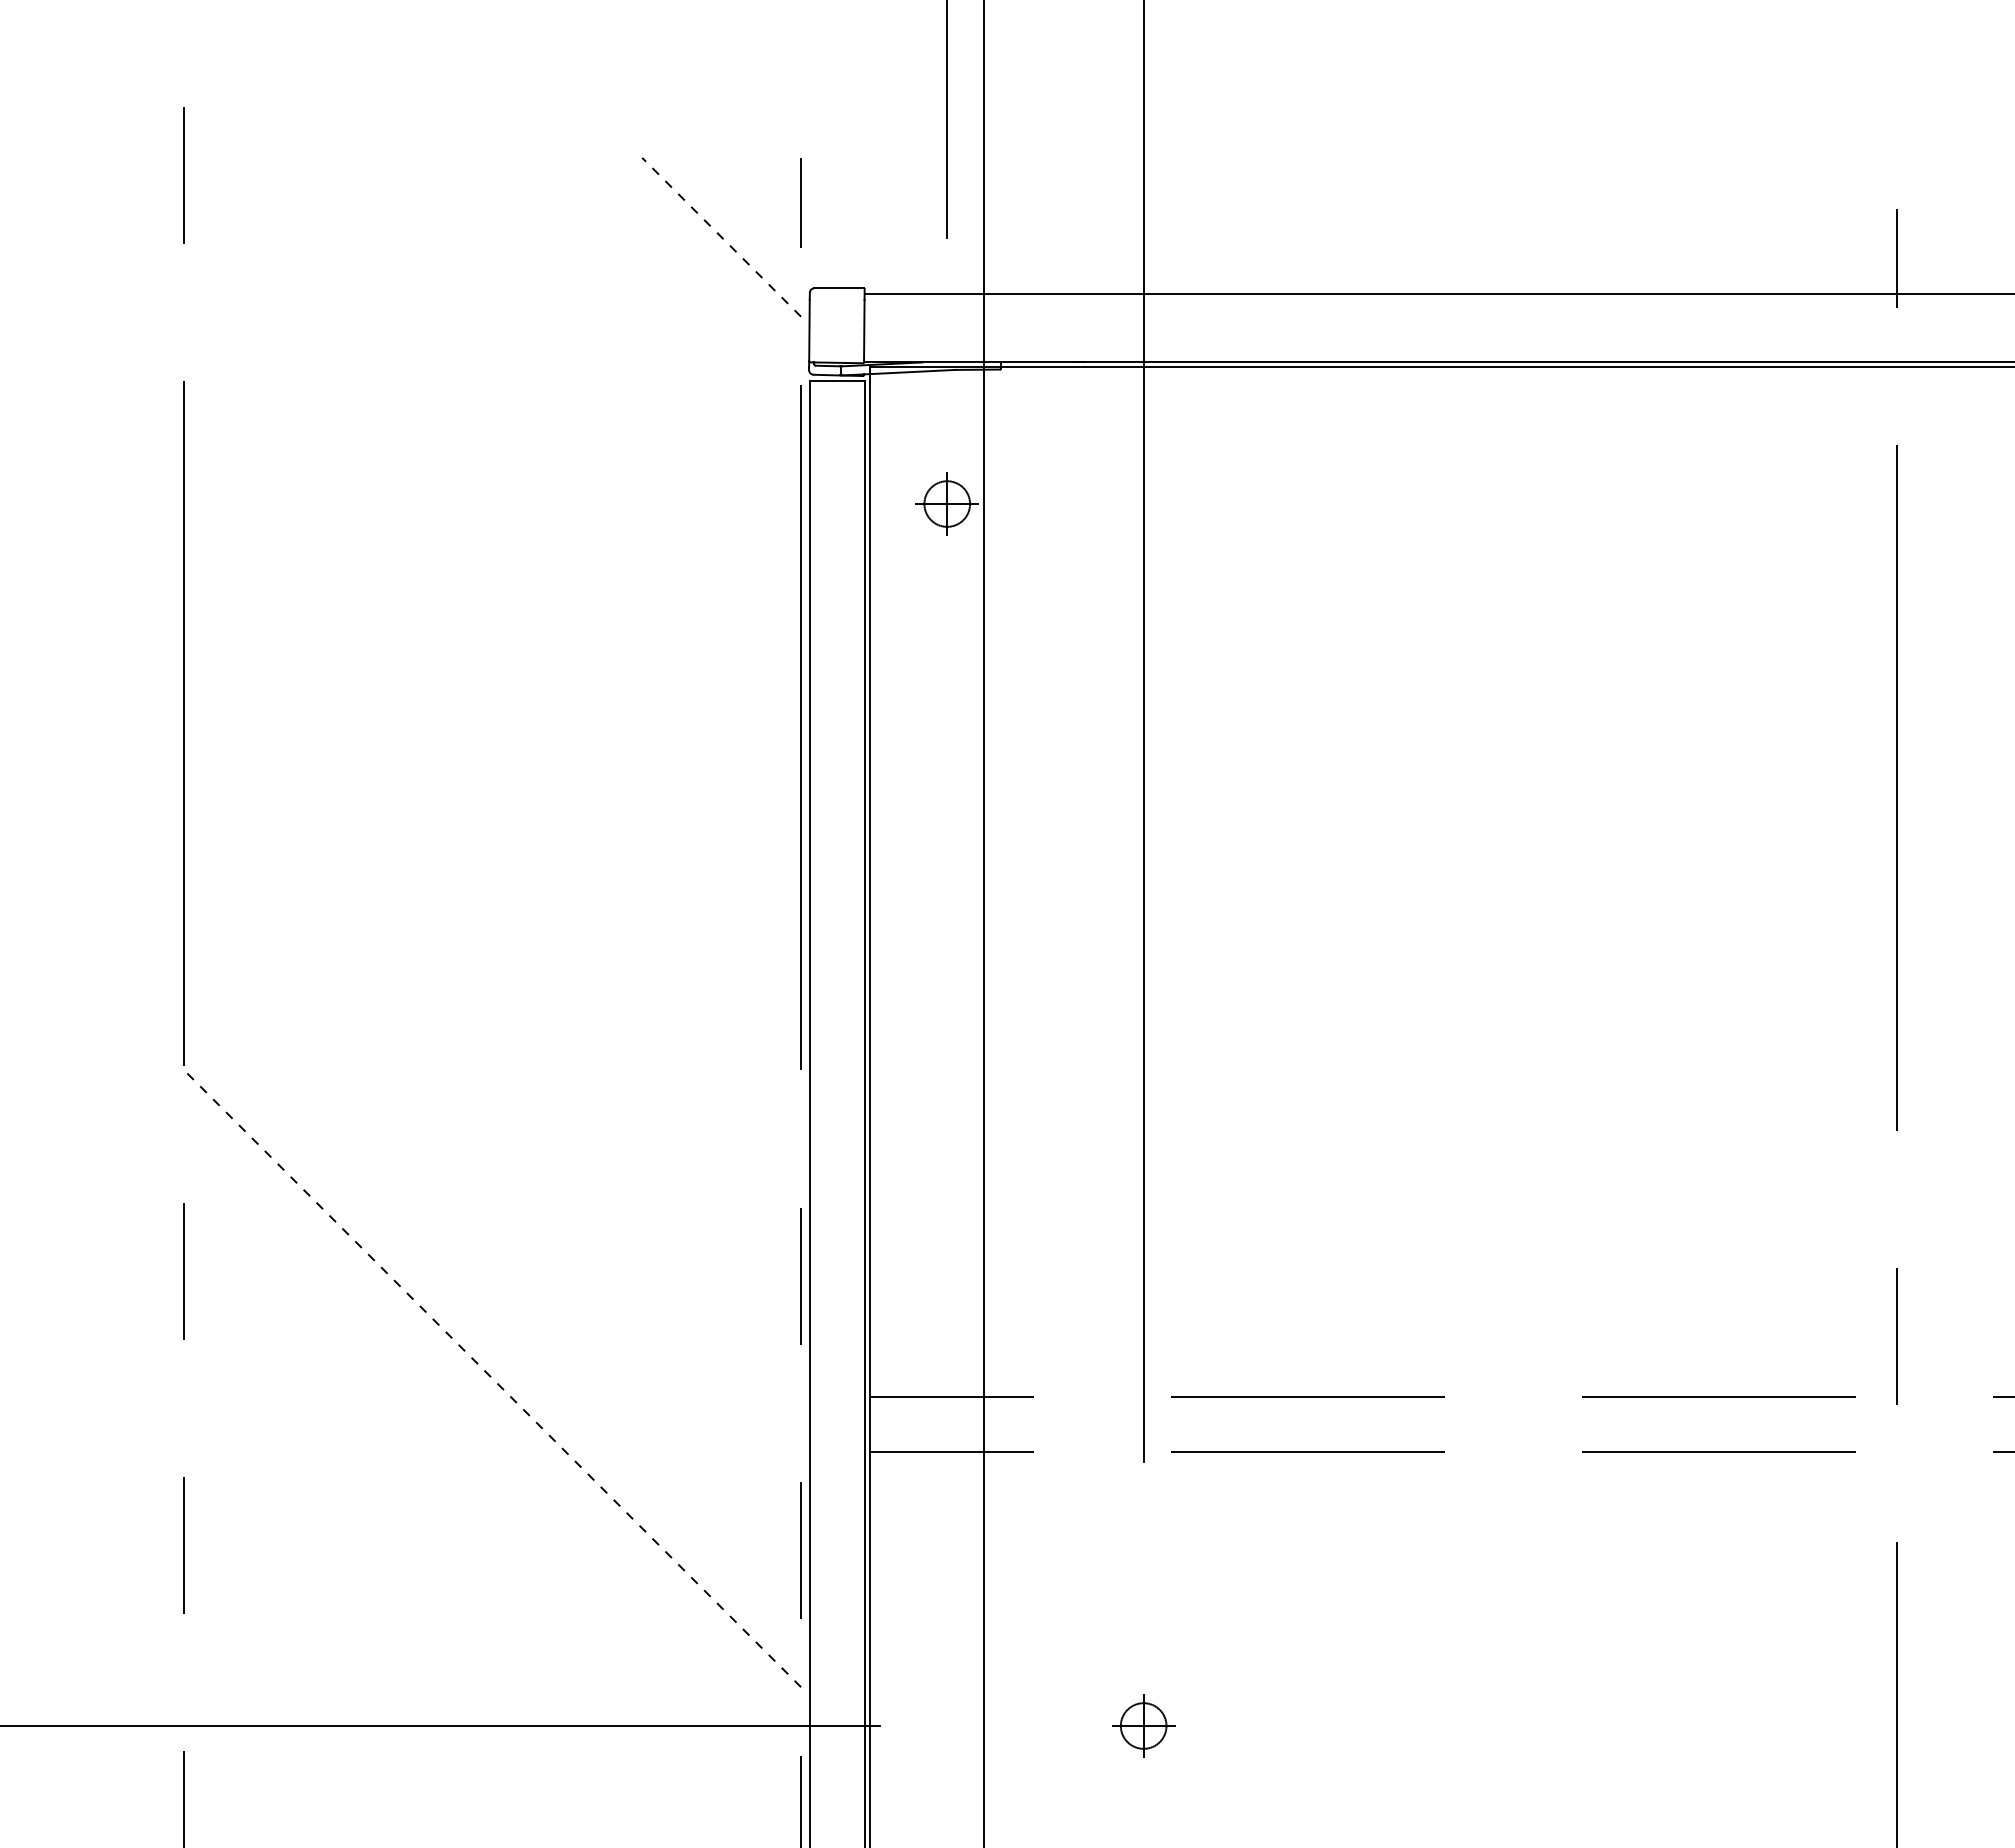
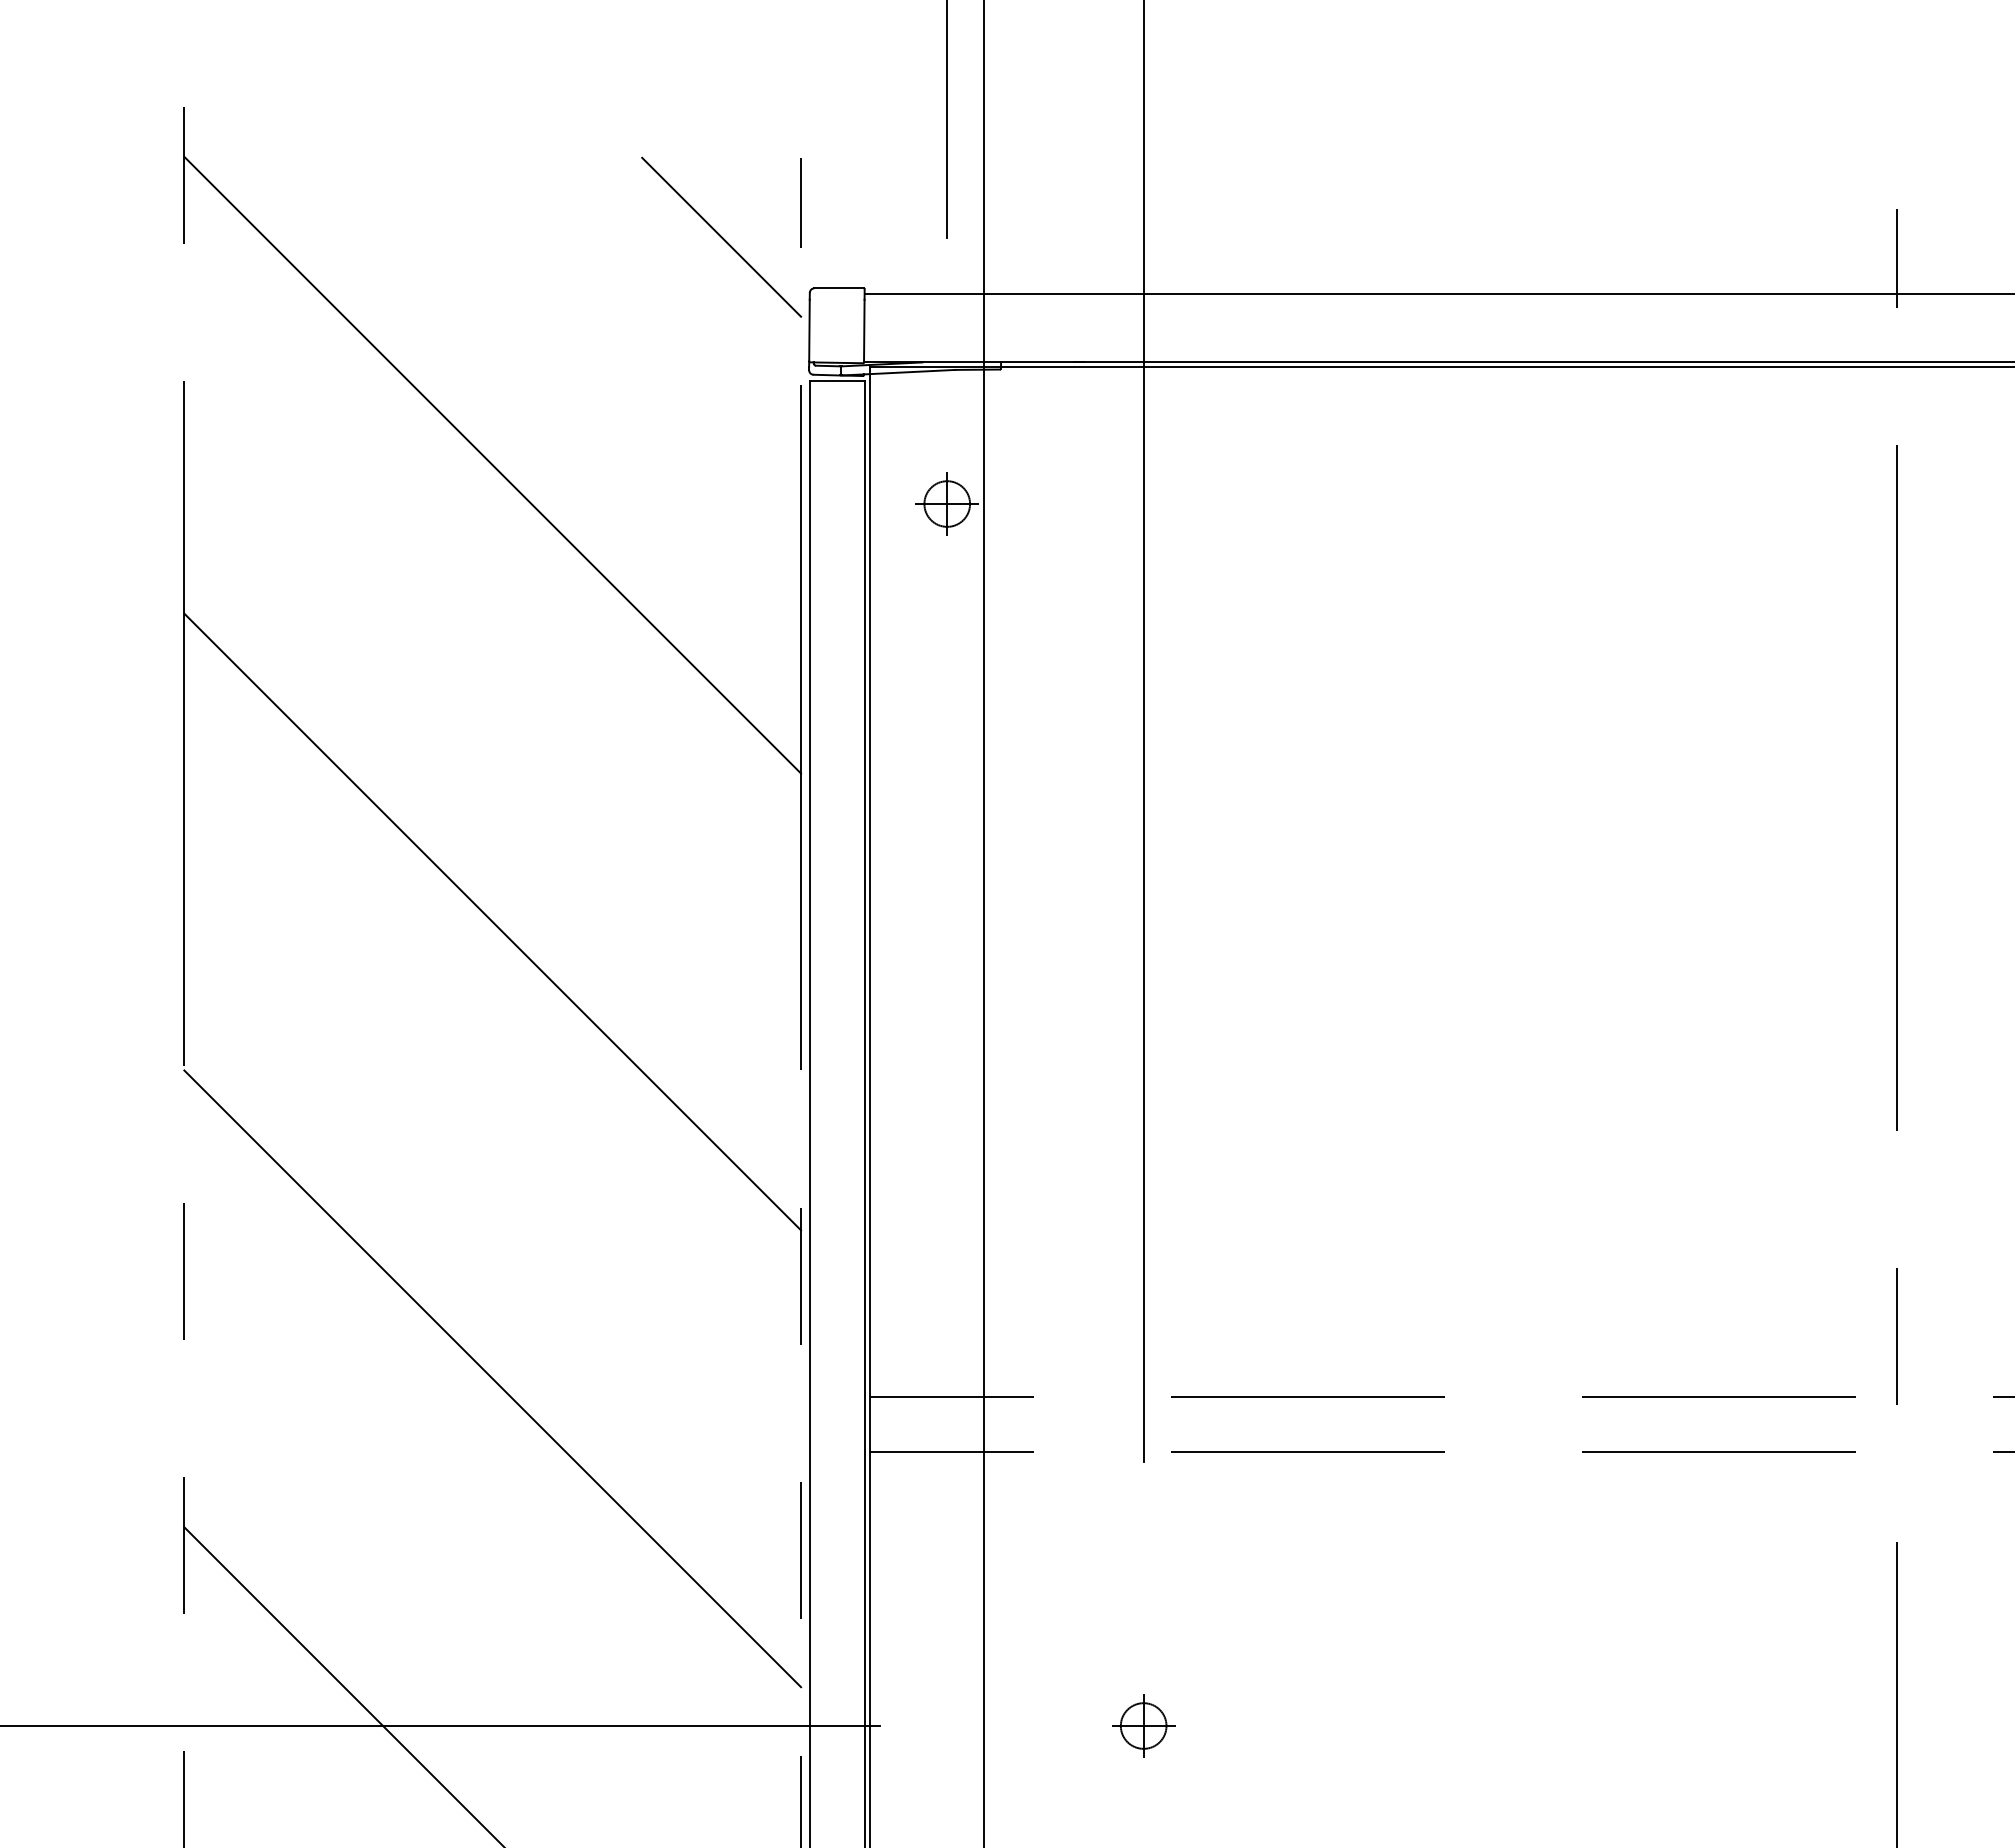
line: dashed -> solid (721, 236)
line: none -> present (492, 464)
line: none -> present (492, 921)
line: dashed -> solid (492, 1378)
line: none -> present (342, 1685)
